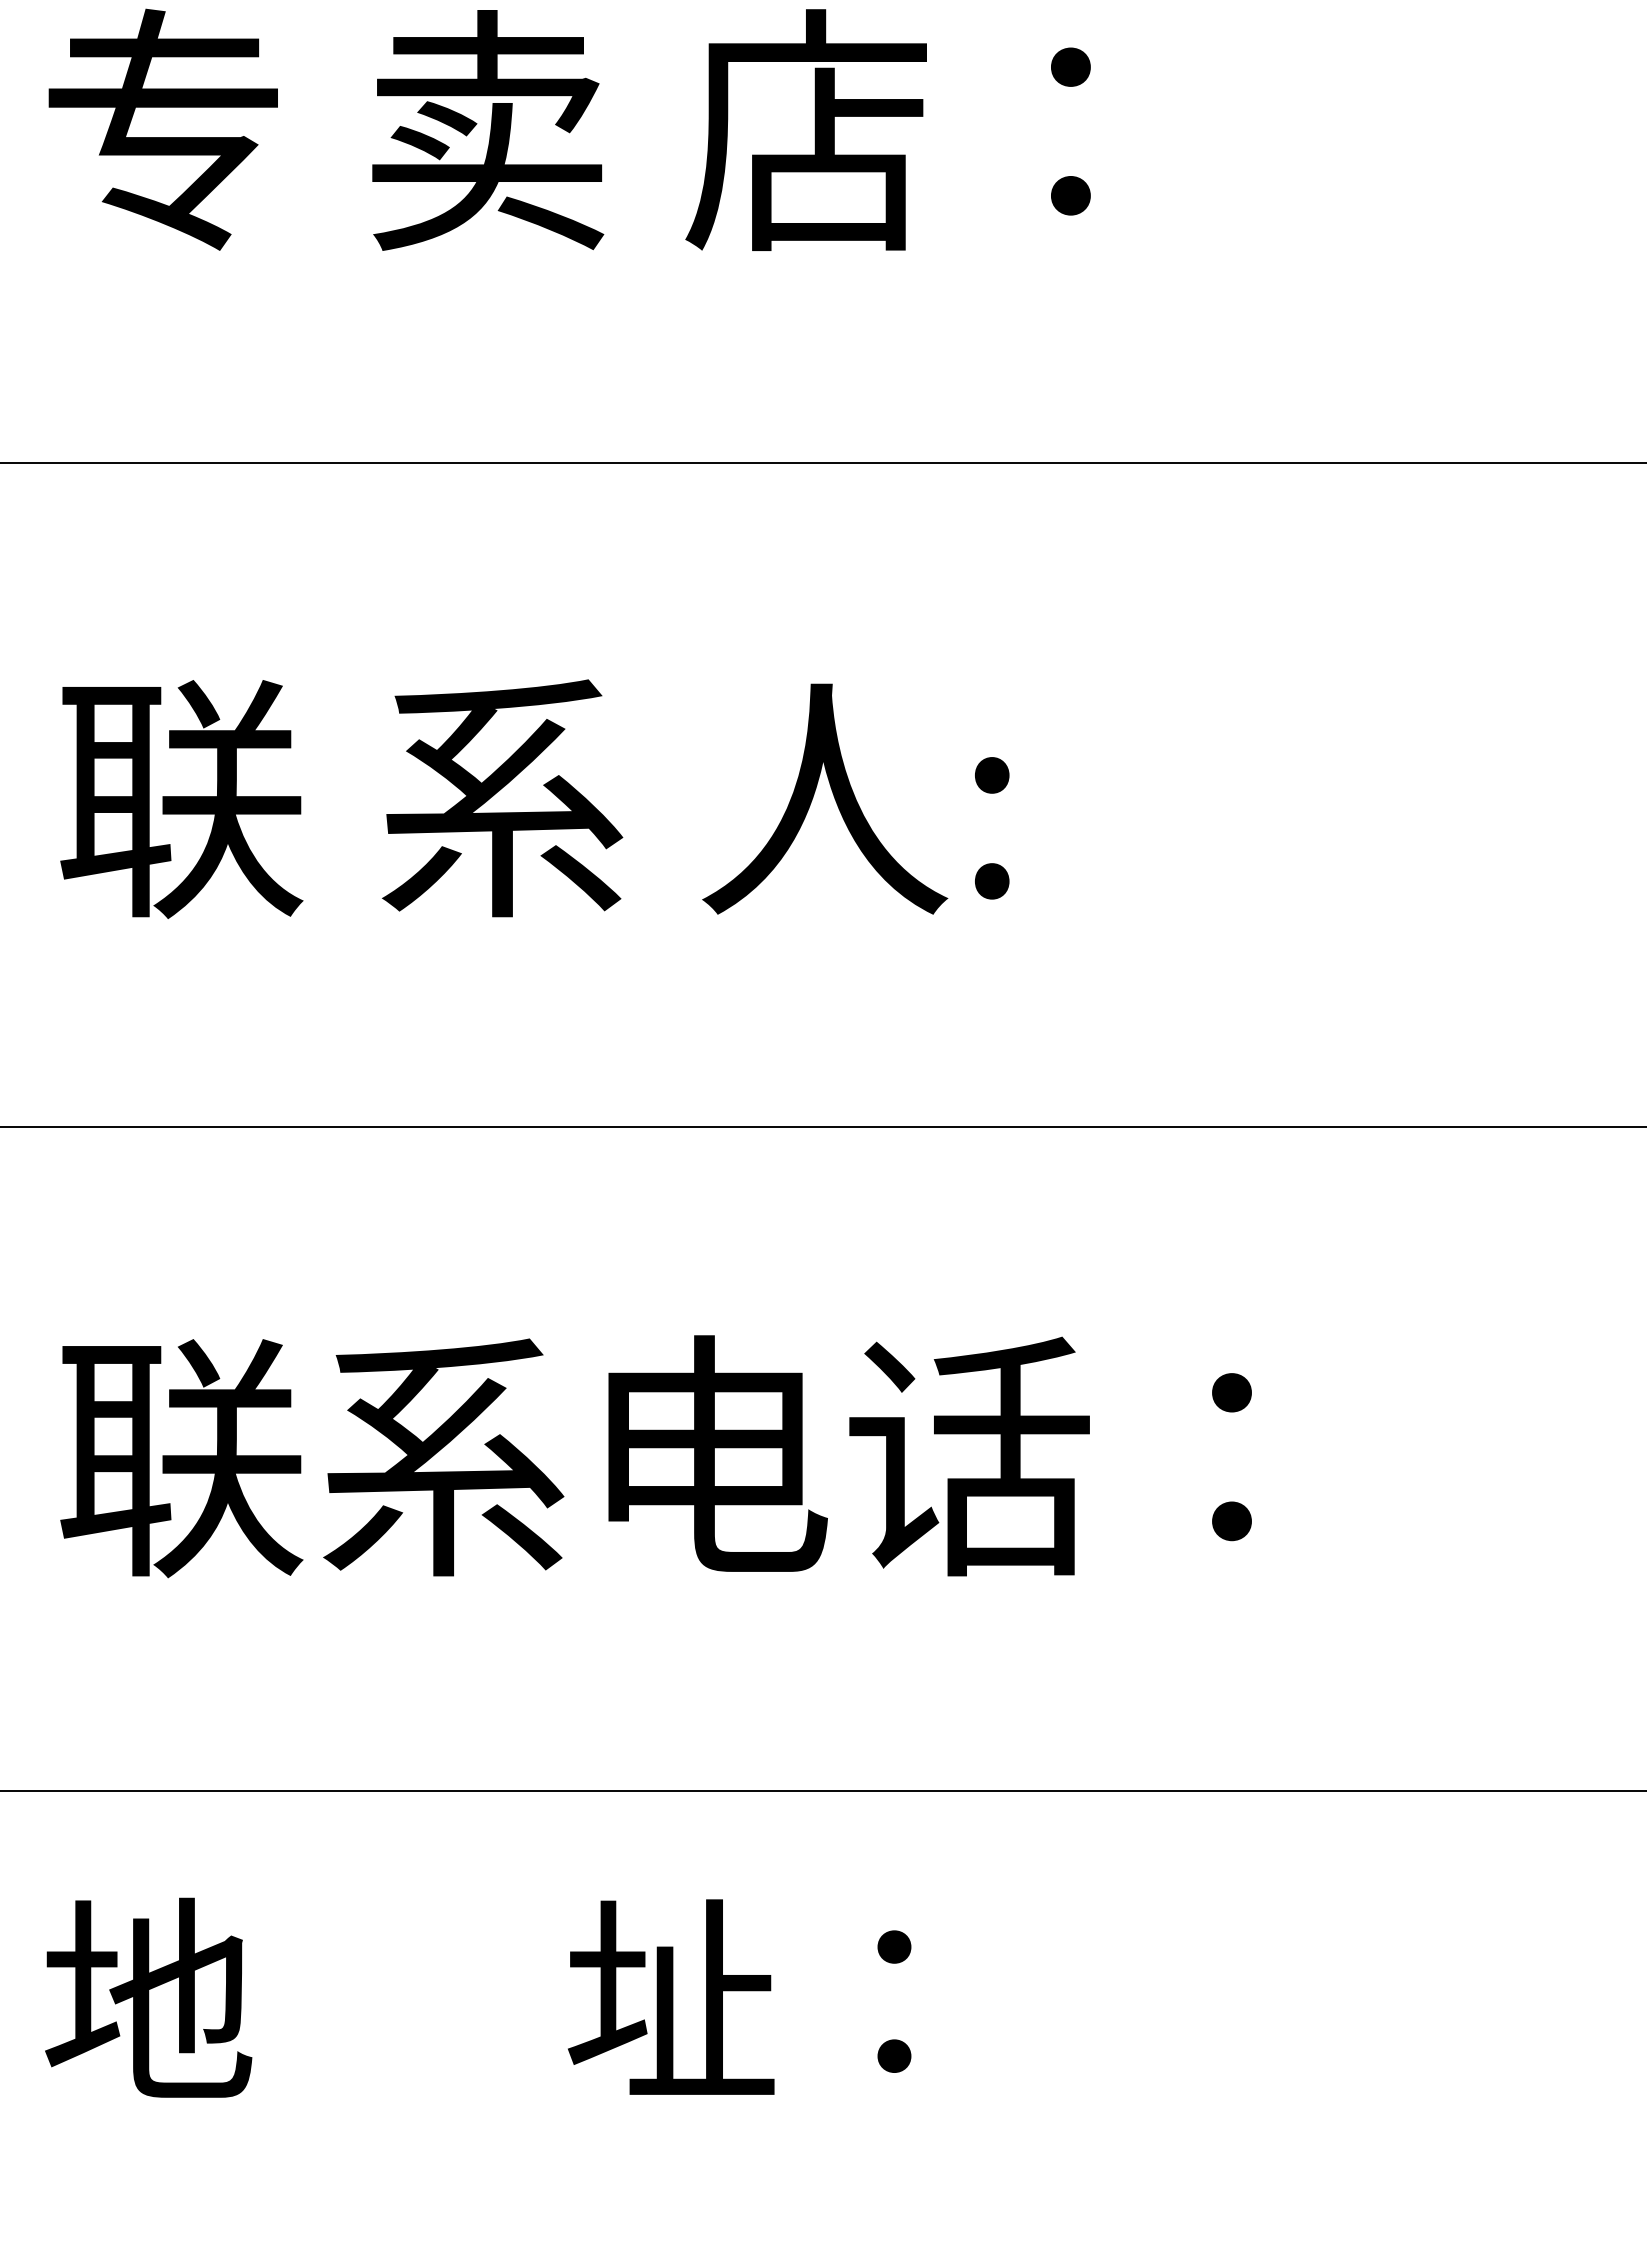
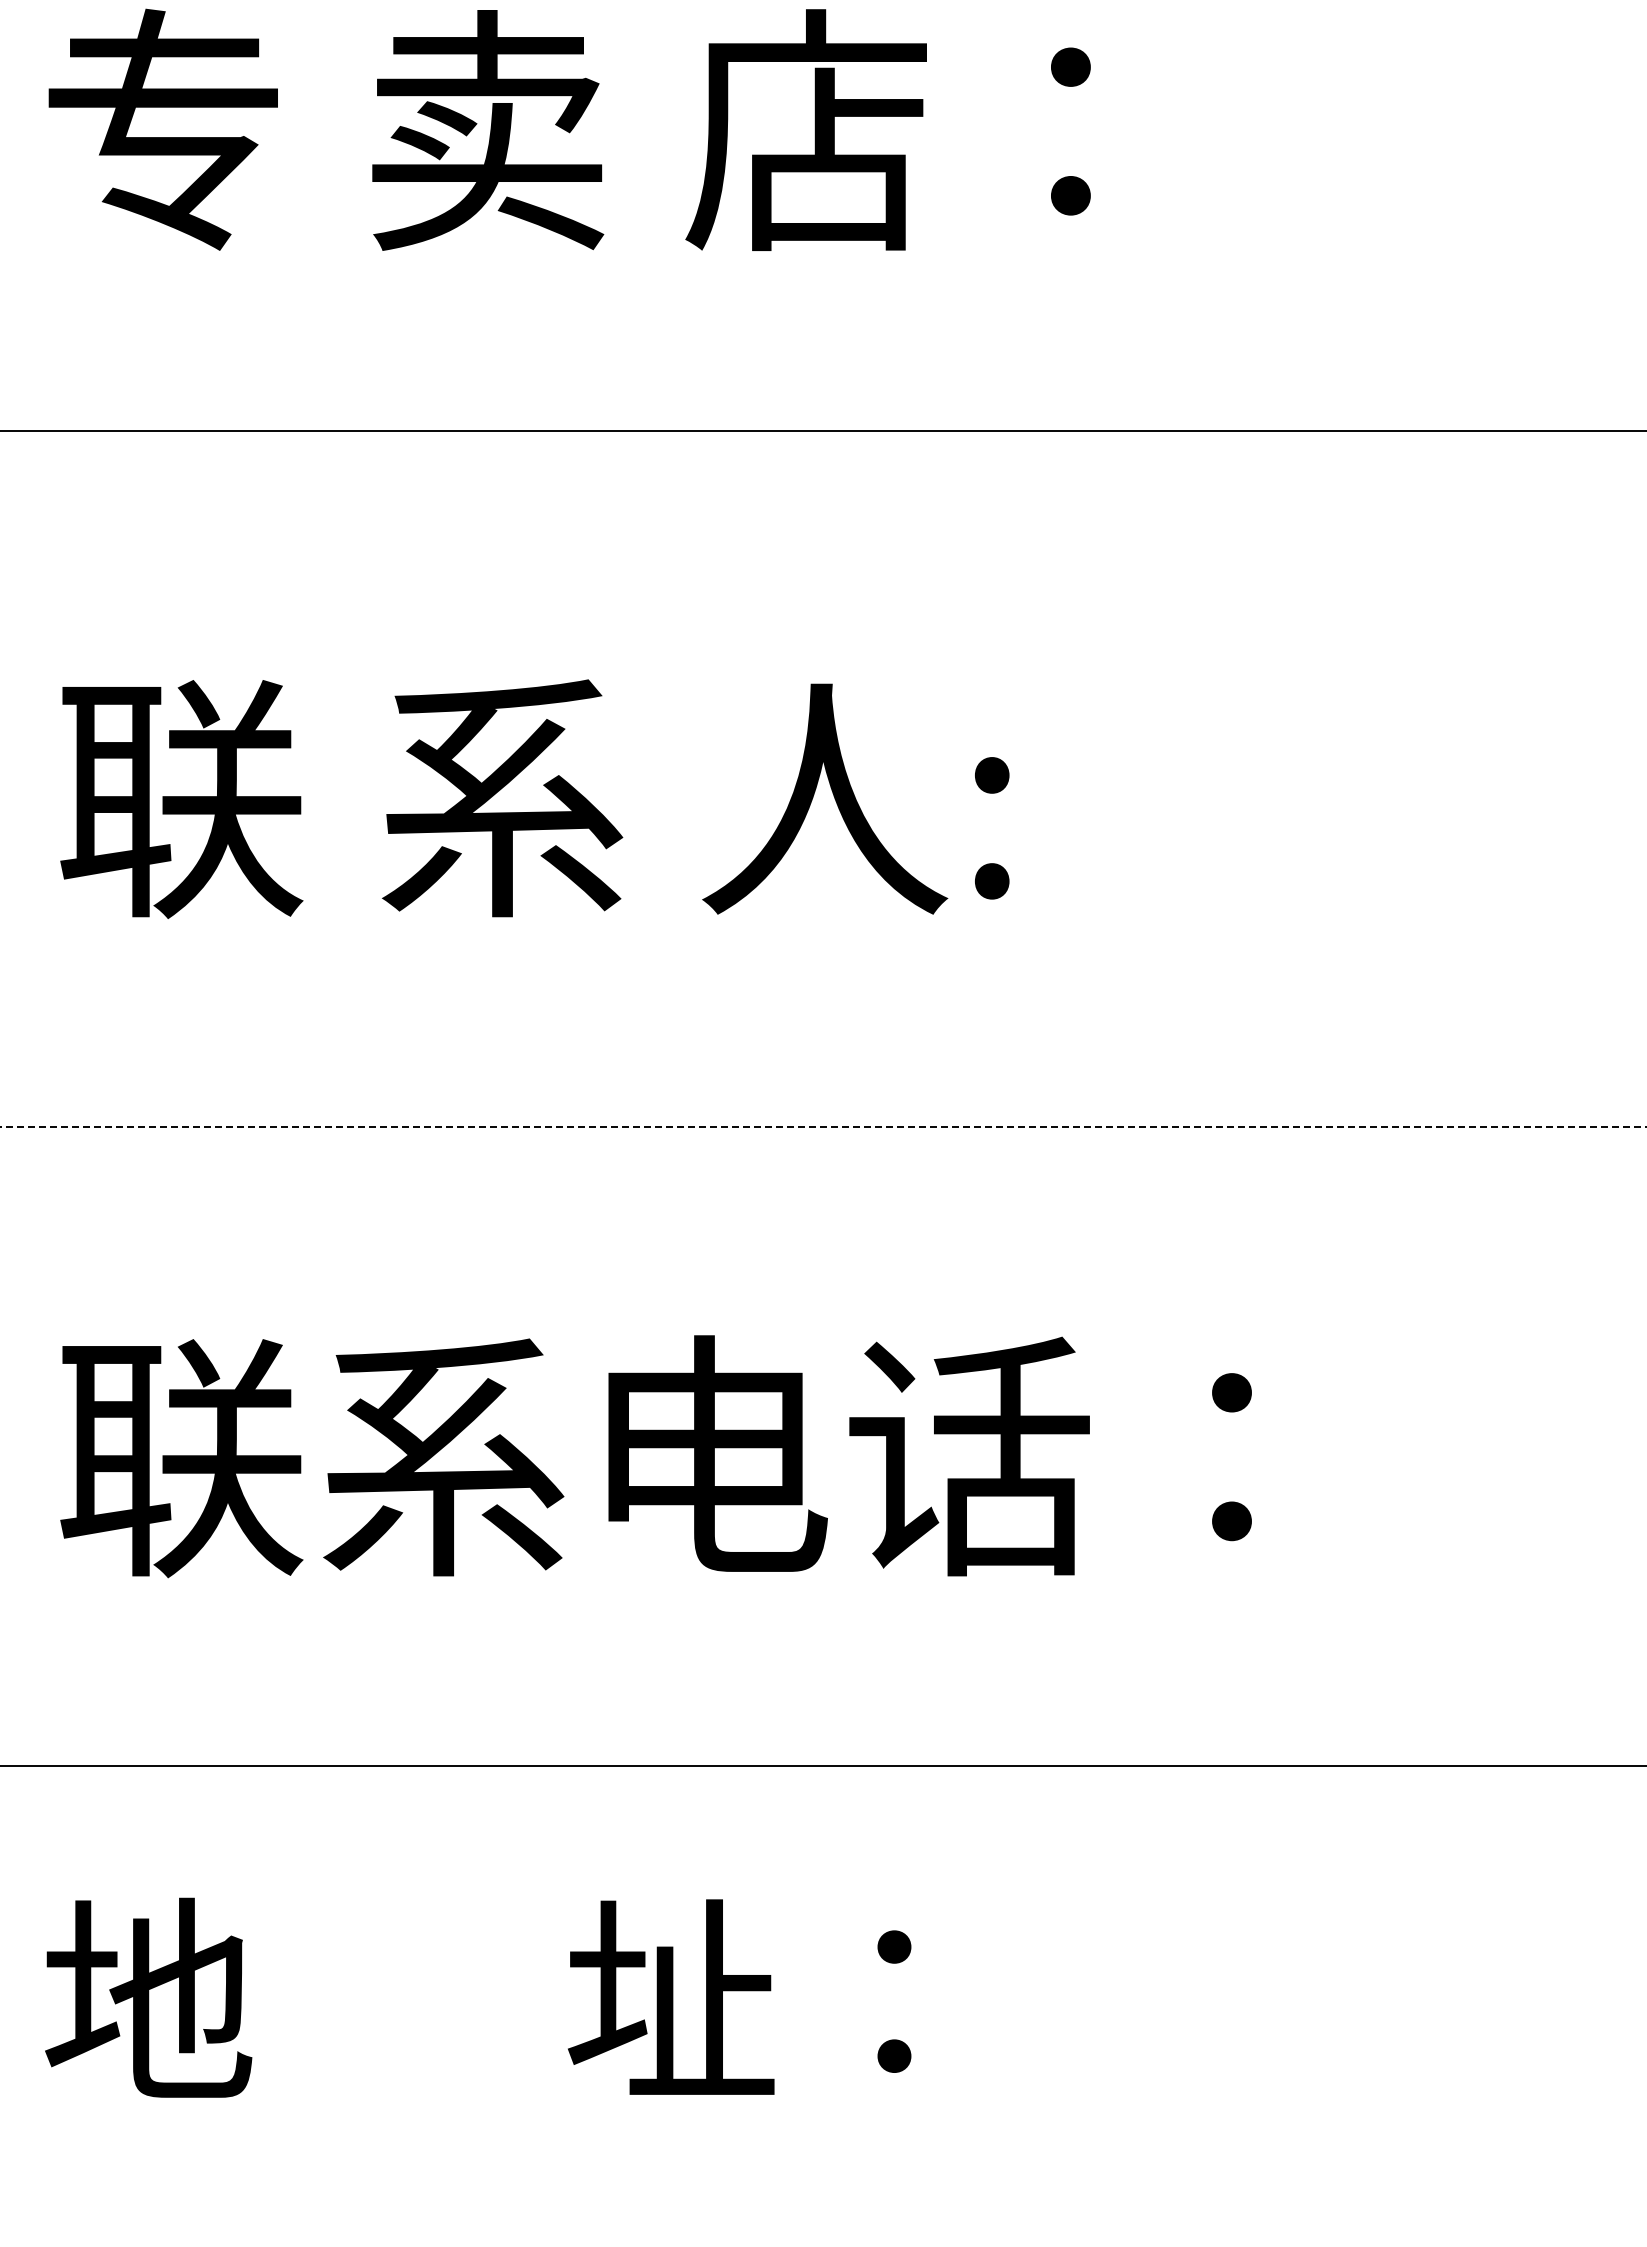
line position: (822, 463) -> (822, 431) (822, 431)
line: solid -> dashed (823, 1127)
line position: (822, 1790) -> (822, 1765) (822, 1765)
